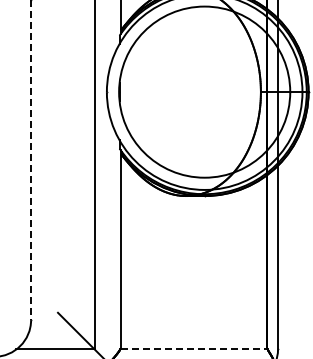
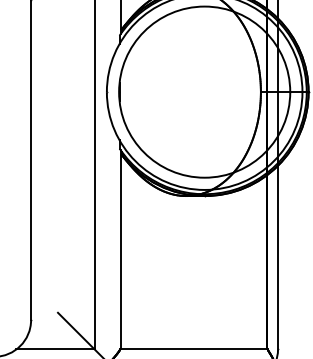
line: dashed -> solid (31, 160)
line: dashed -> solid (194, 349)
